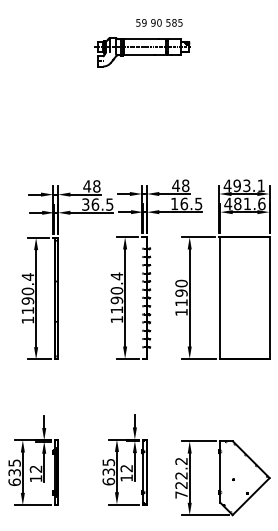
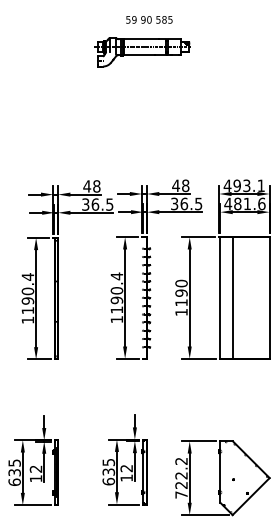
text position: (159, 22) -> (149, 19) (149, 19)
text: 16.5 -> 36.5 (174, 203)
line: none -> present (232, 297)
